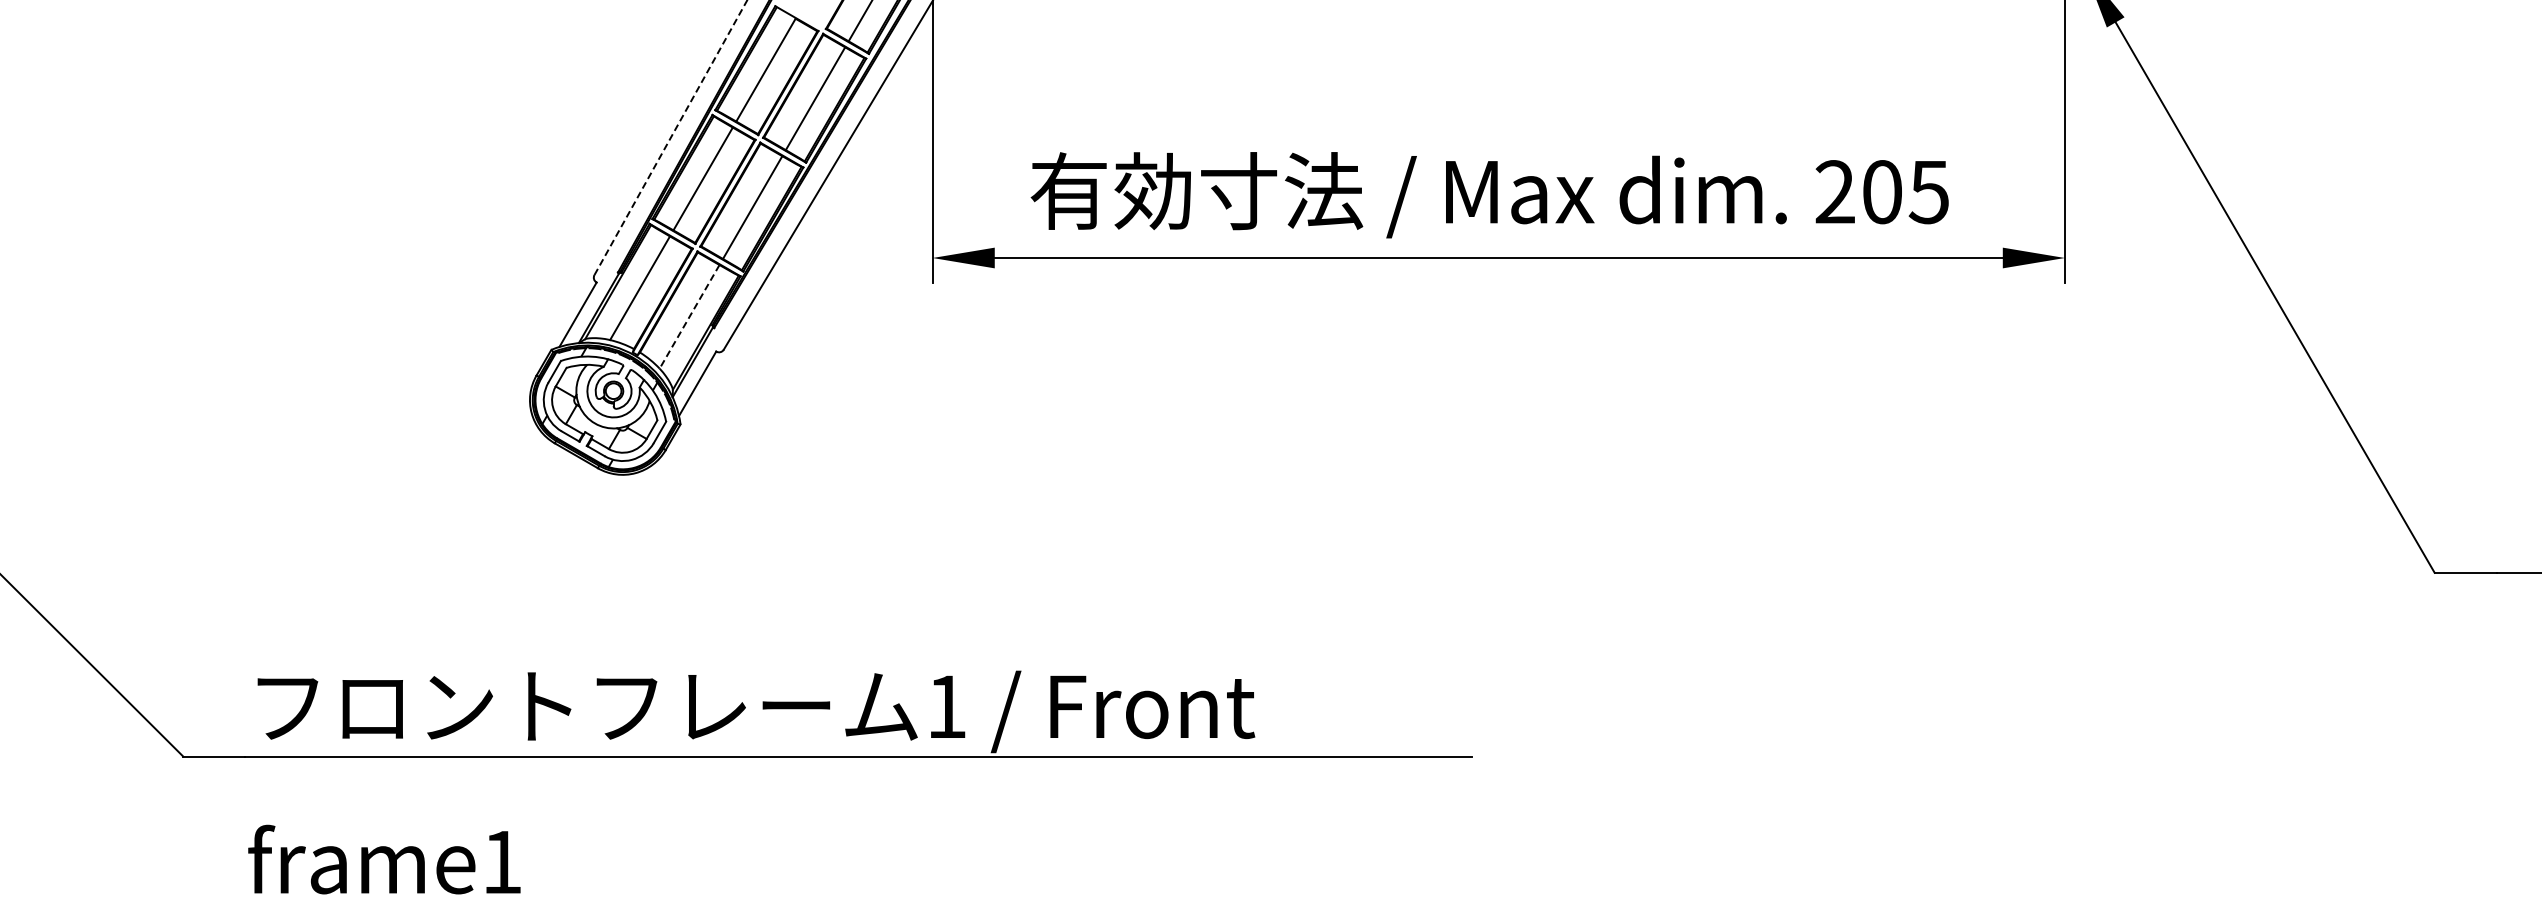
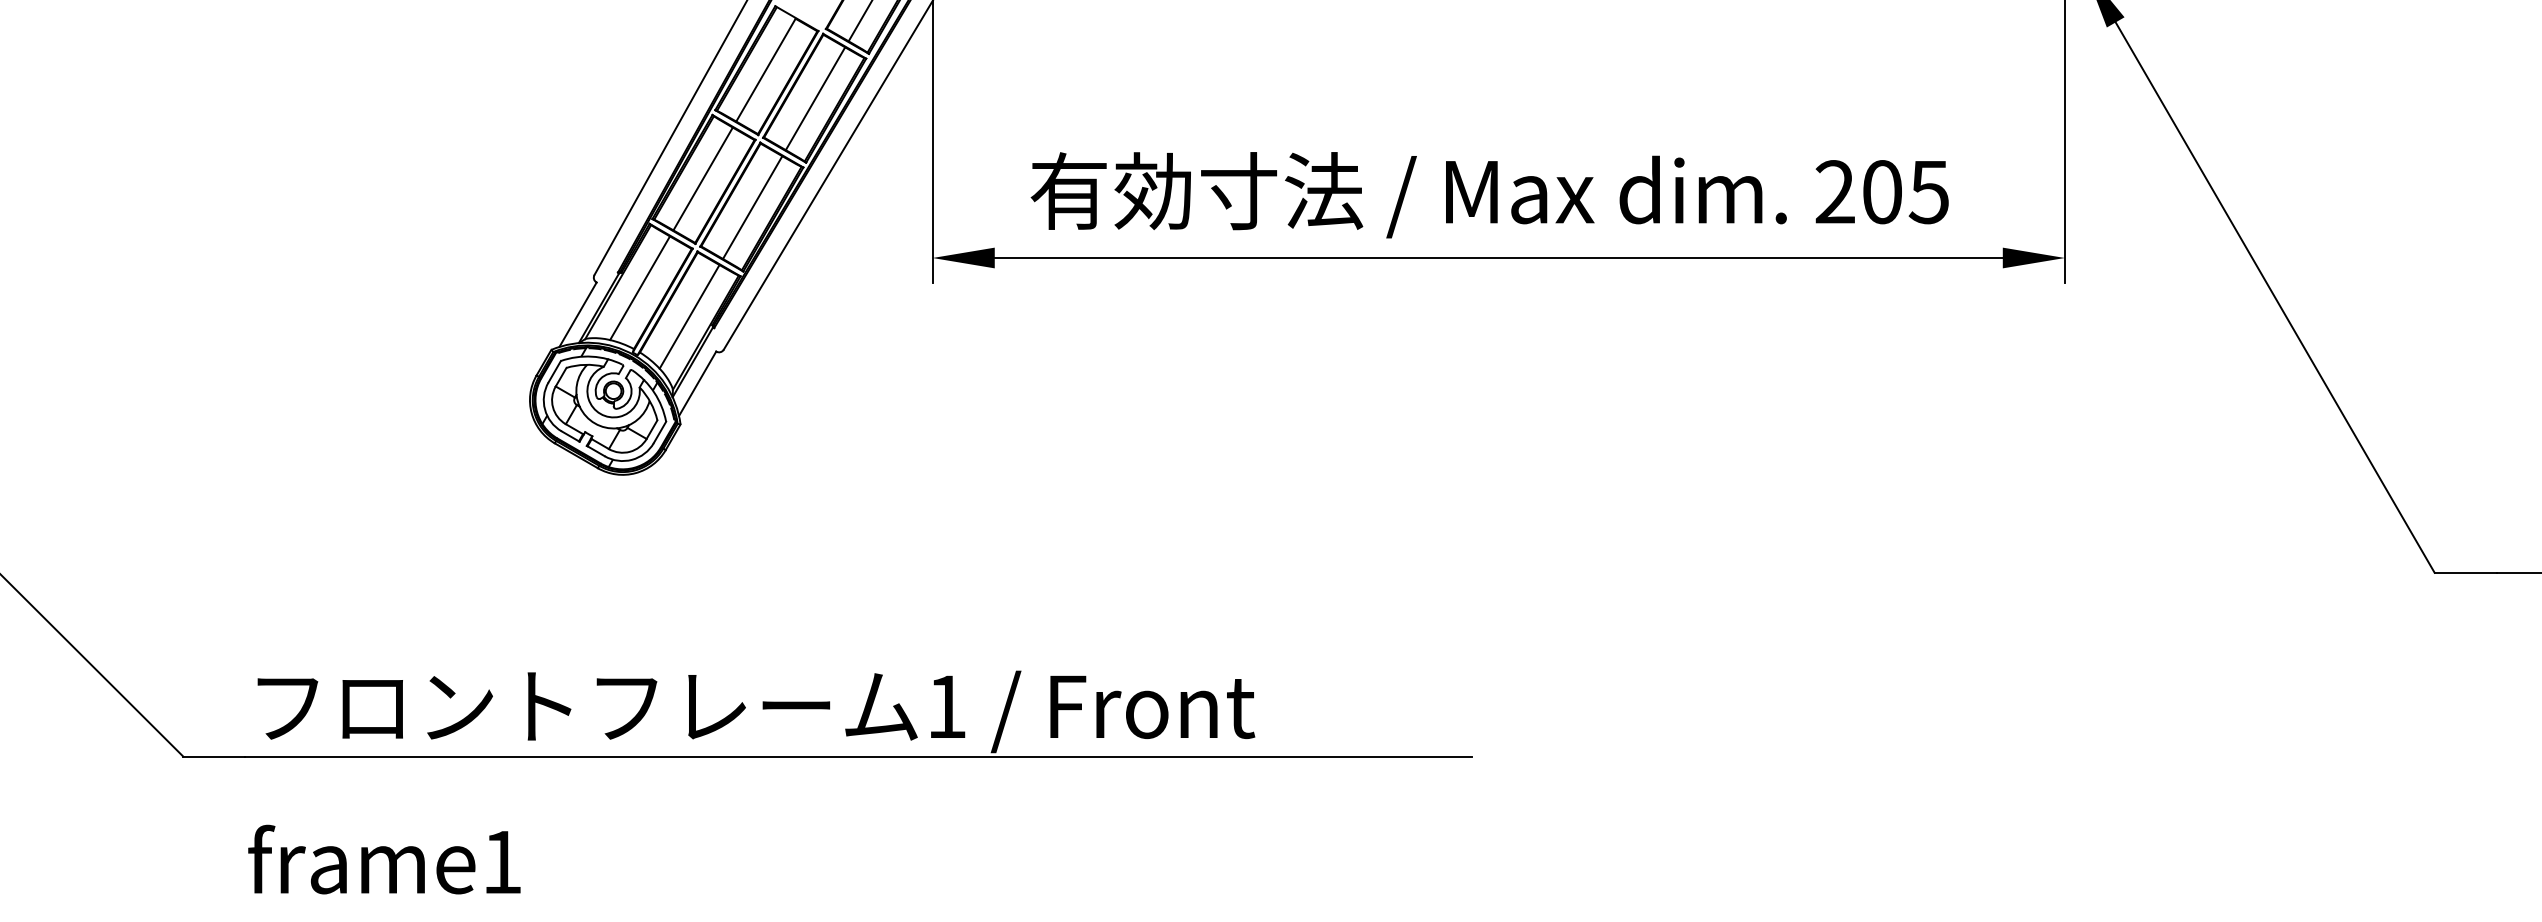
line: dashed -> solid (671, 137)
line: dashed -> solid (689, 316)
